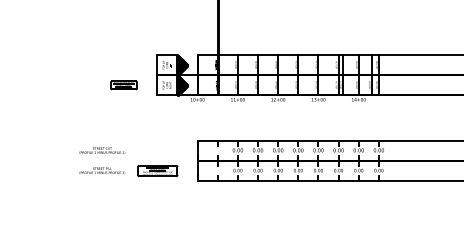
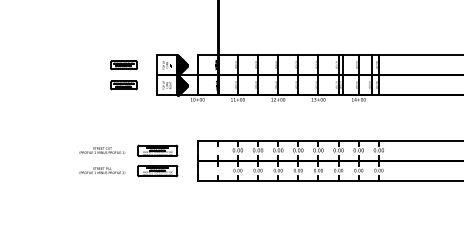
part: none -> present (123, 65)
part: none -> present (157, 150)
